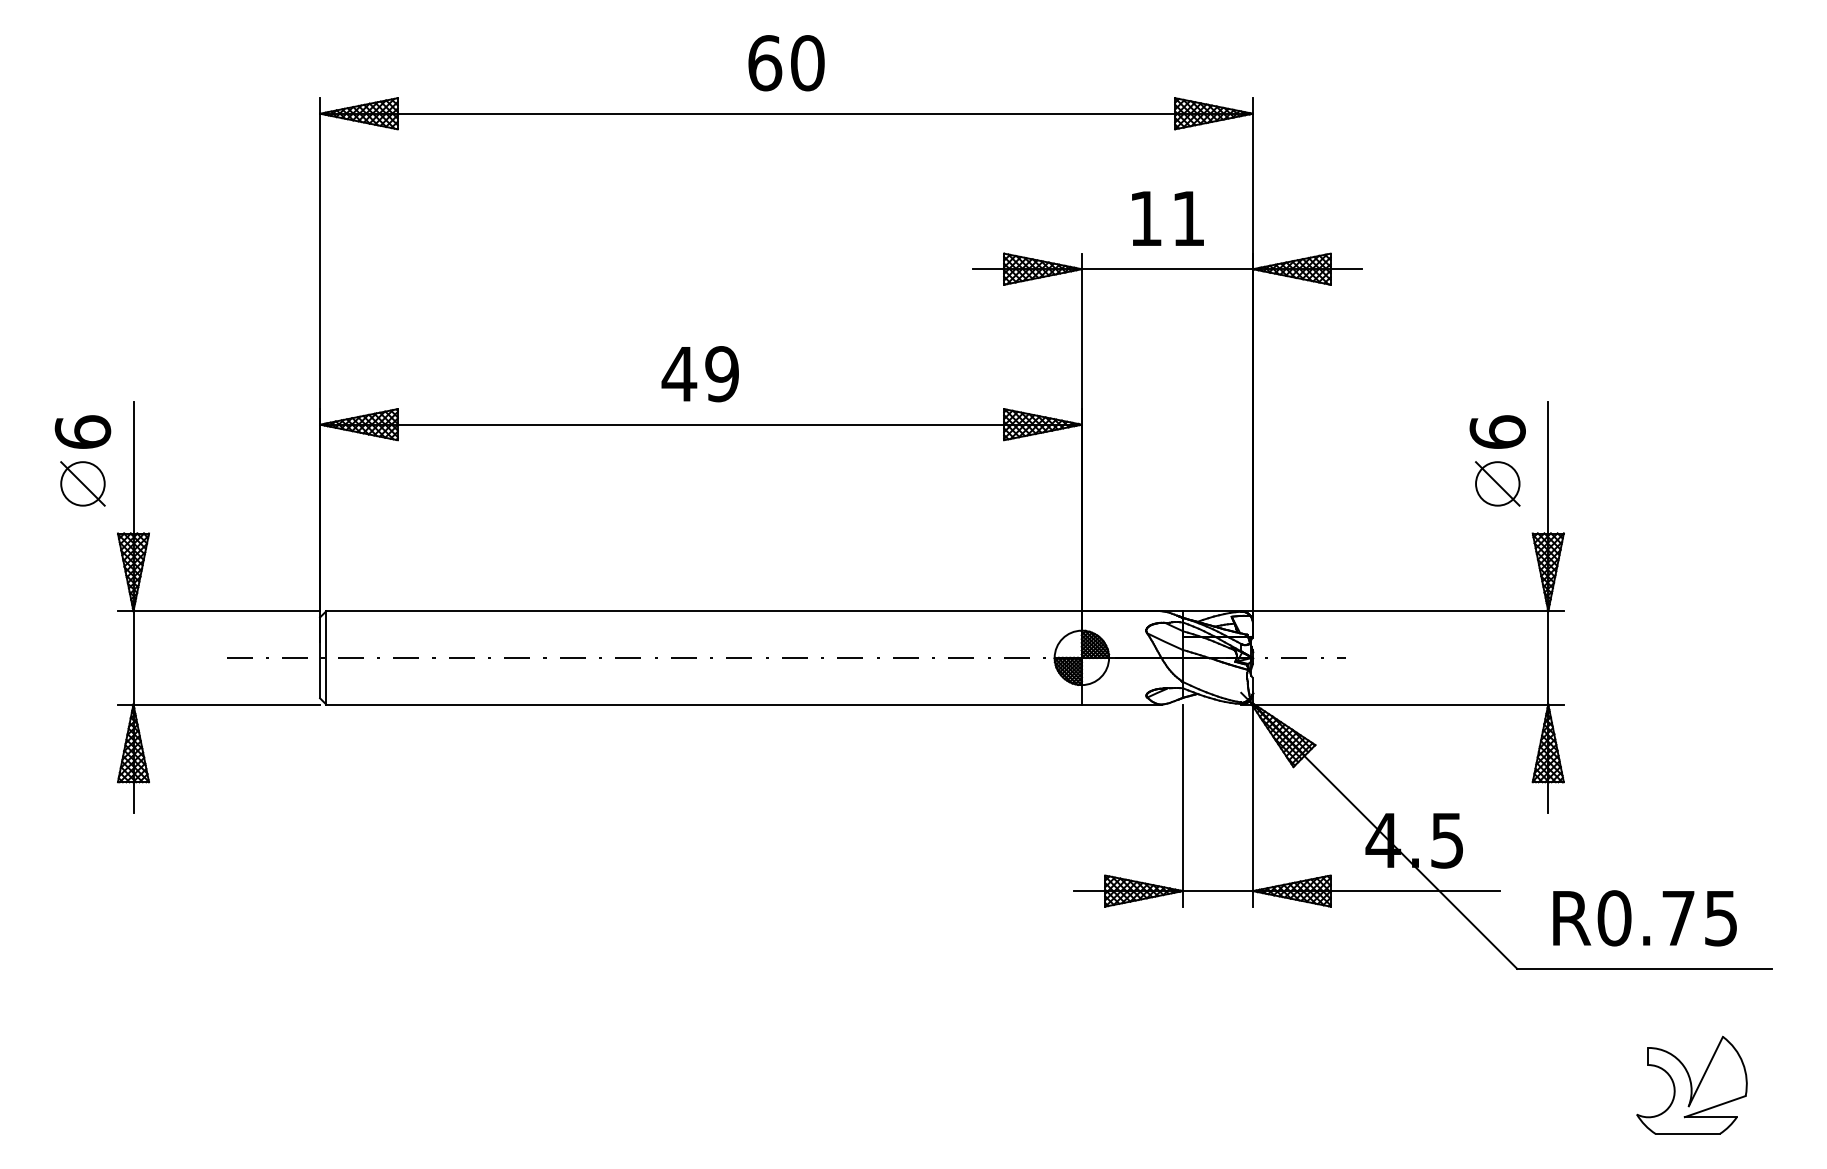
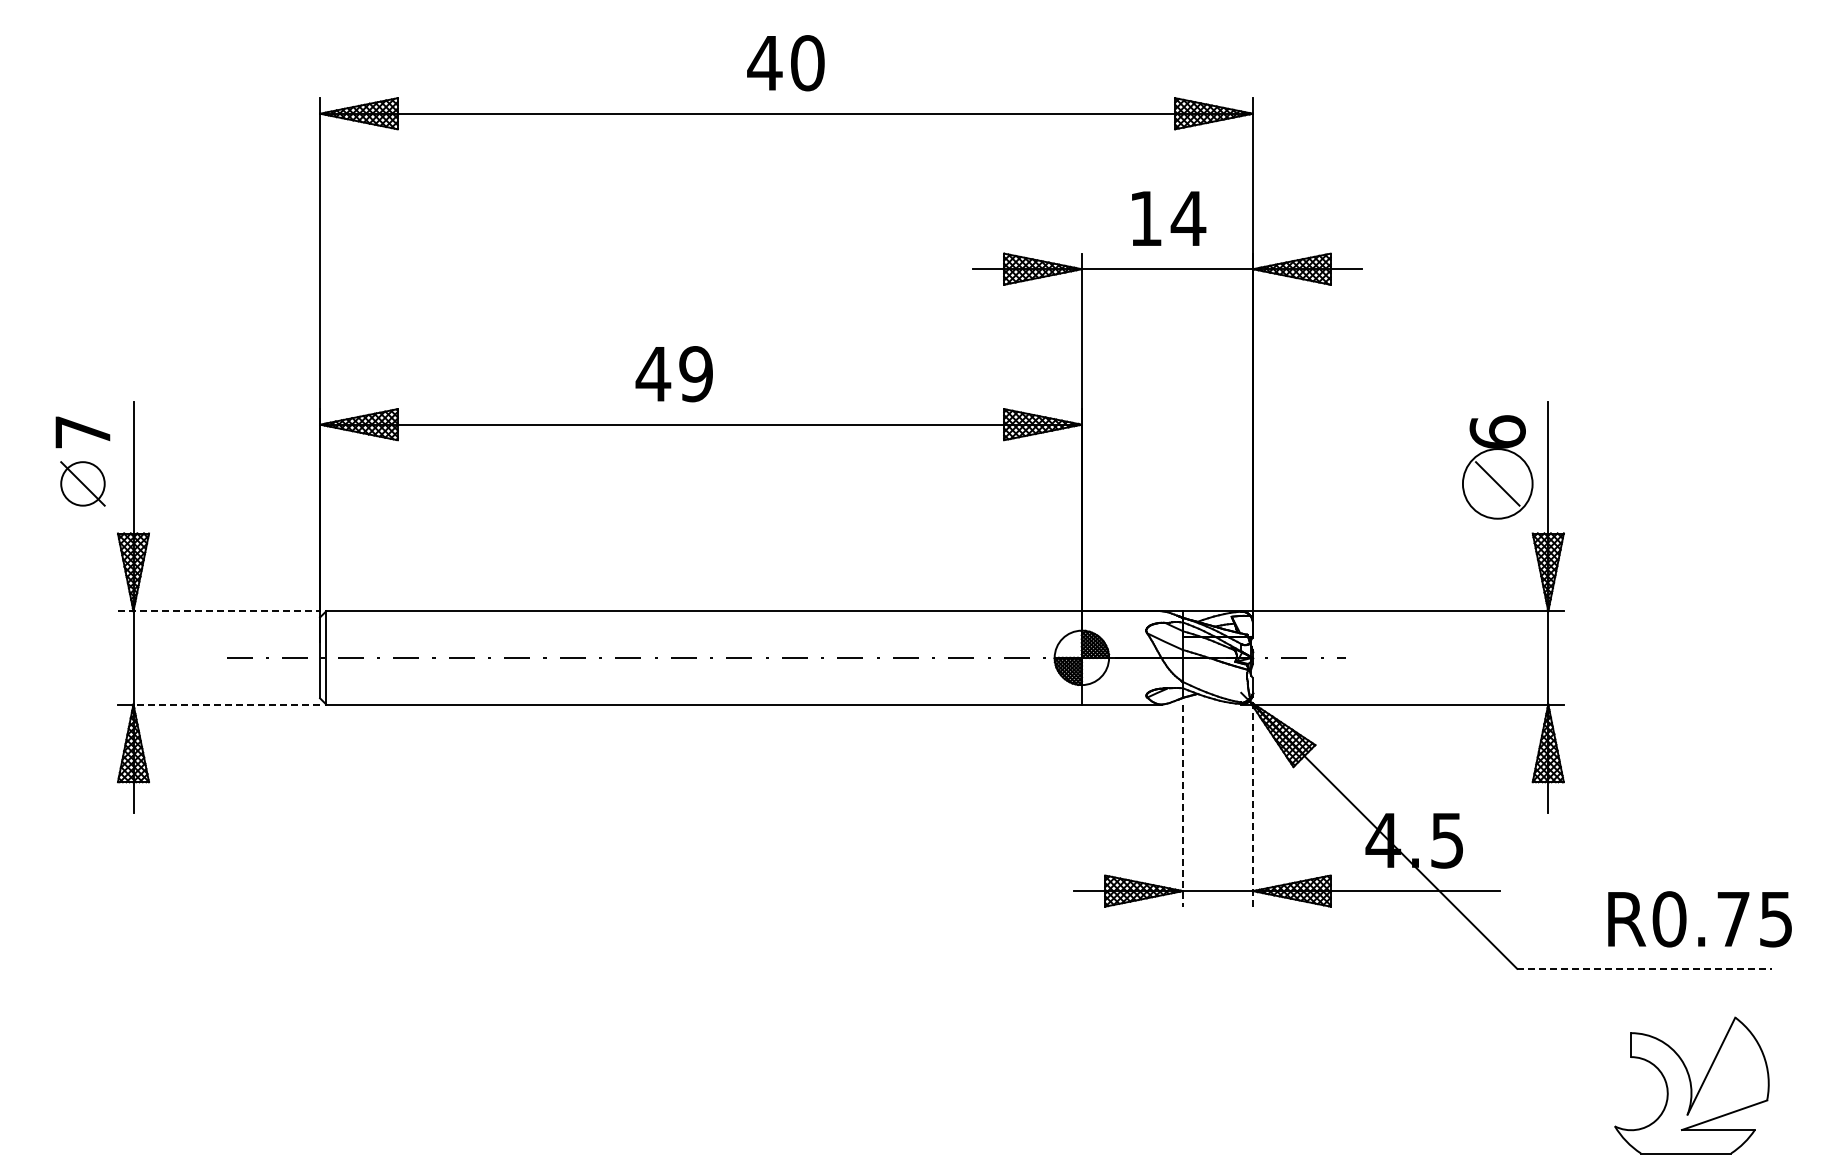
text: 60 -> 40 (764, 63)
text: 11 -> 14 (1188, 218)
text position: (699, 374) -> (673, 374) (673, 374)
text: 6 -> 7 (82, 431)
circle diameter: 44 px -> 70 px (1497, 483)
line: solid -> dashed (219, 611)
line: solid -> dashed (226, 704)
line: solid -> dashed (1252, 799)
line: solid -> dashed (1182, 806)
text position: (1644, 918) -> (1699, 919) (1699, 919)
line: solid -> dashed (1645, 968)
part size: 112x100 px -> 156x139 px (1691, 1085)
